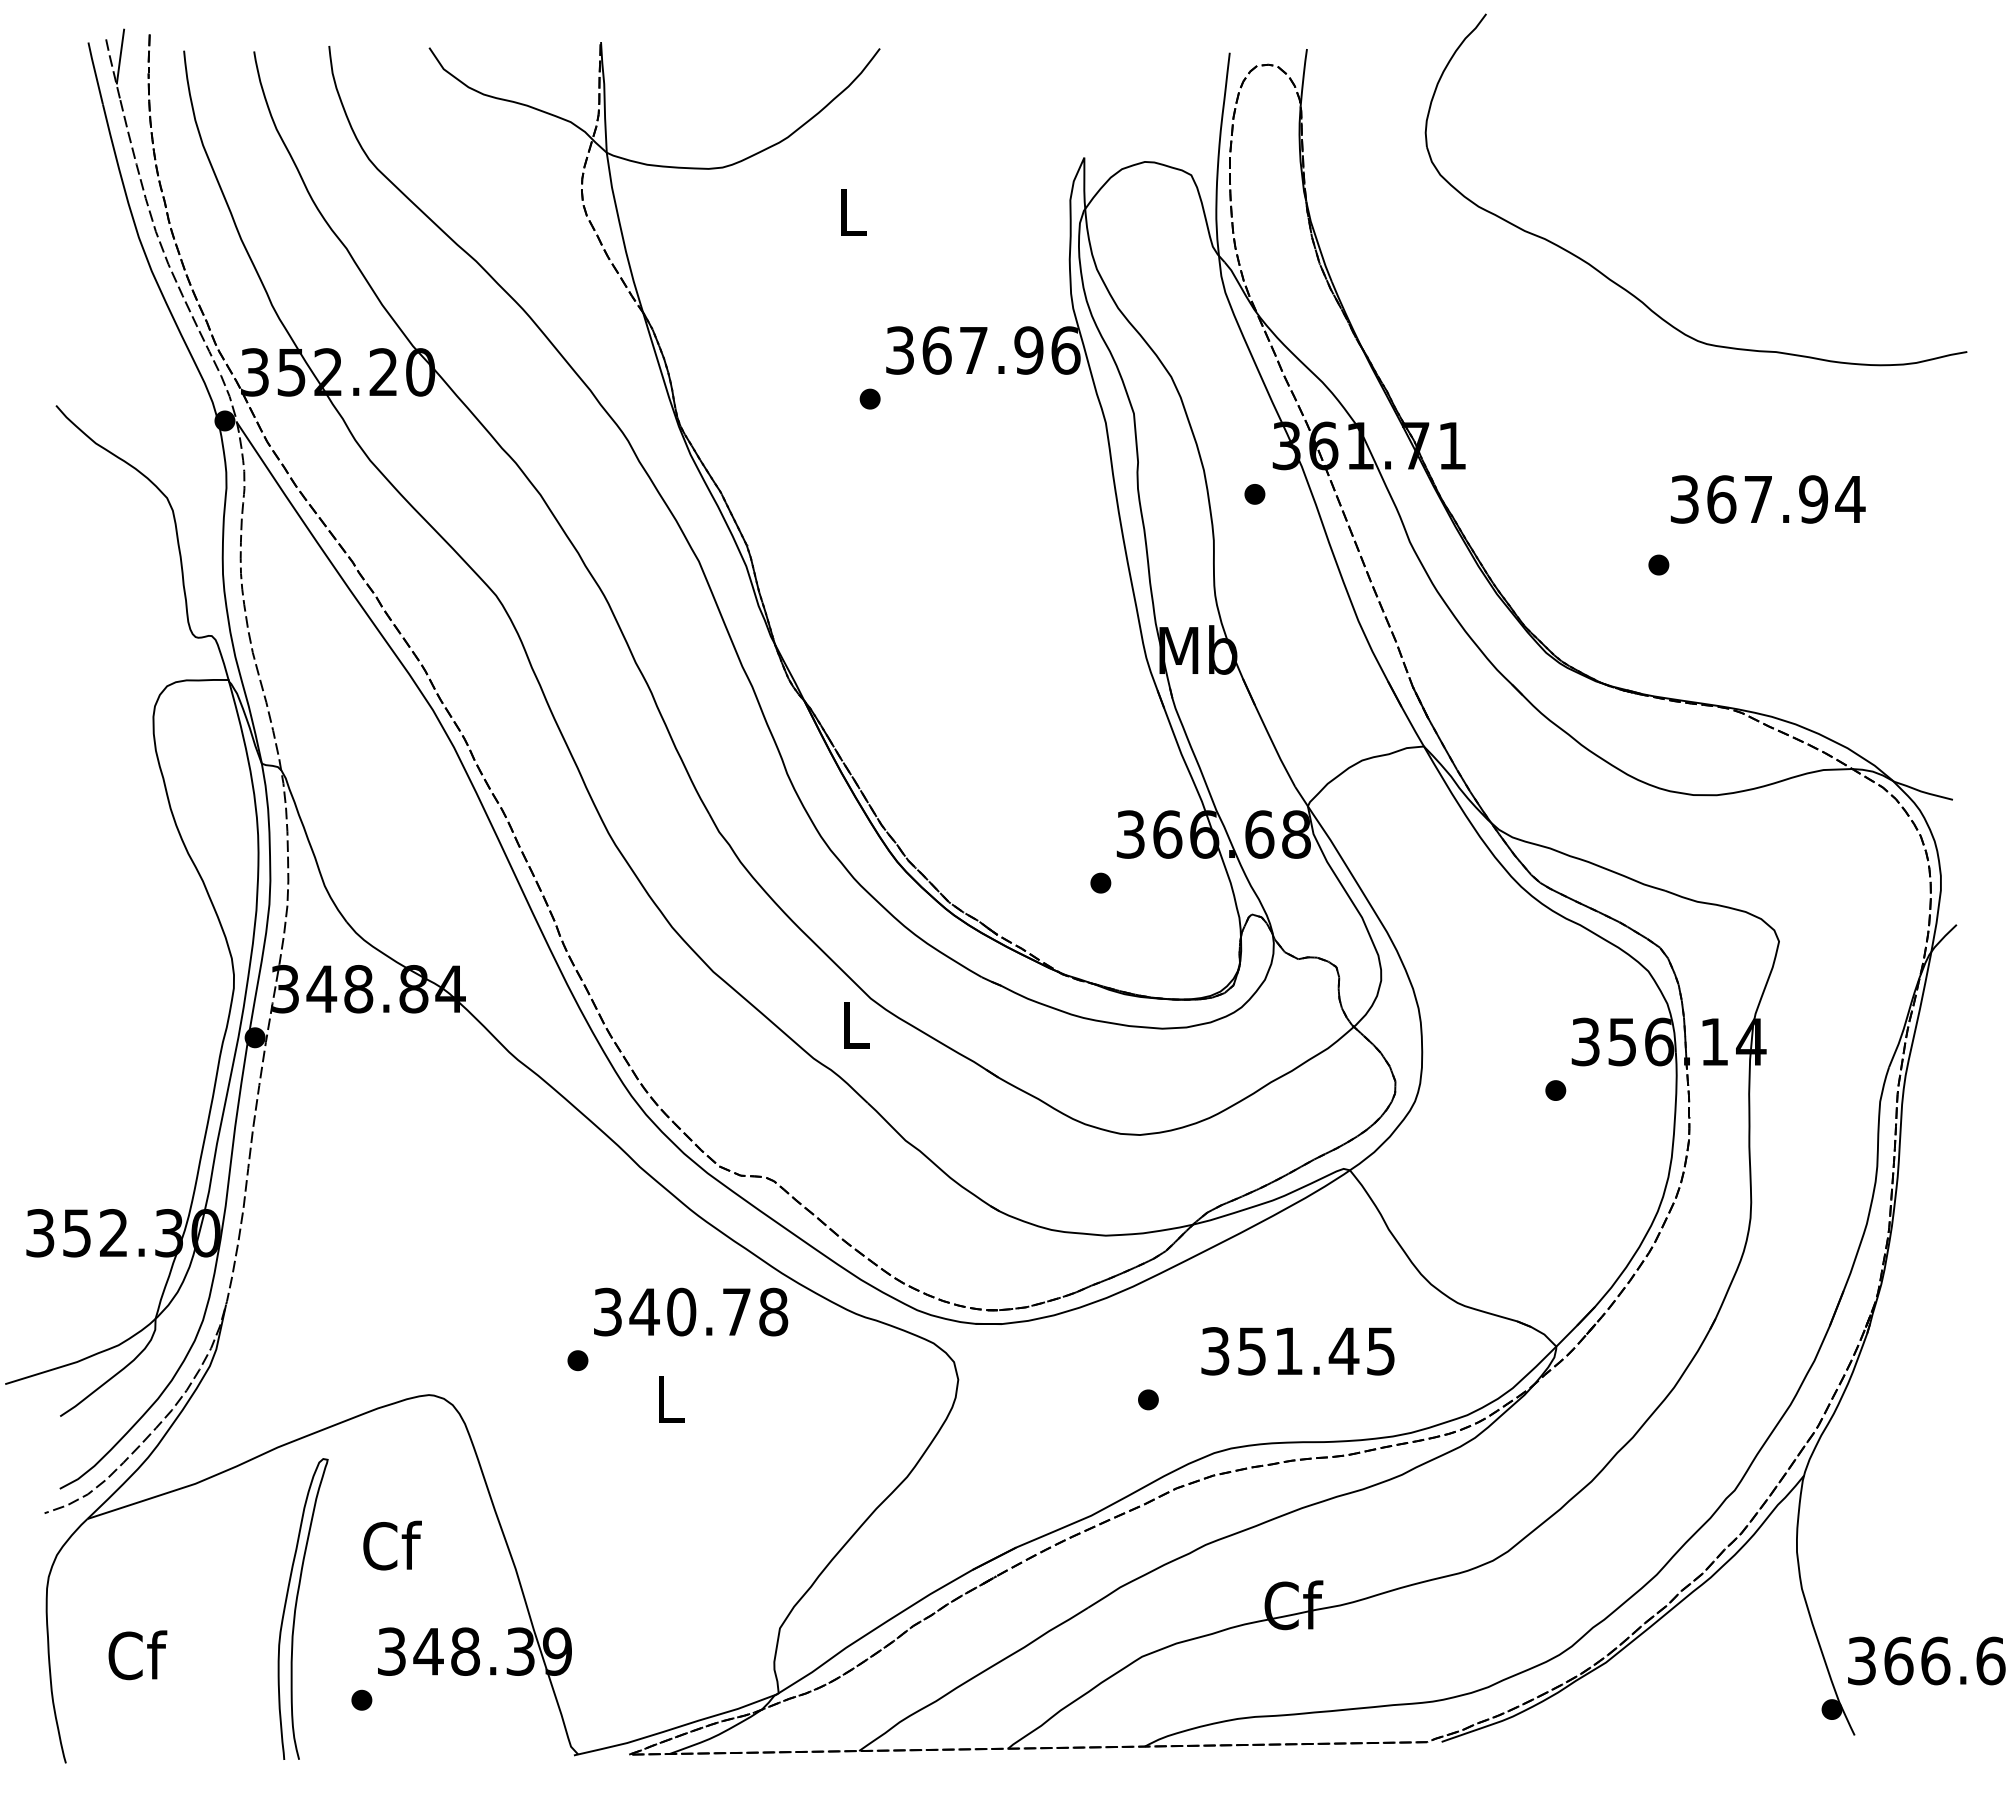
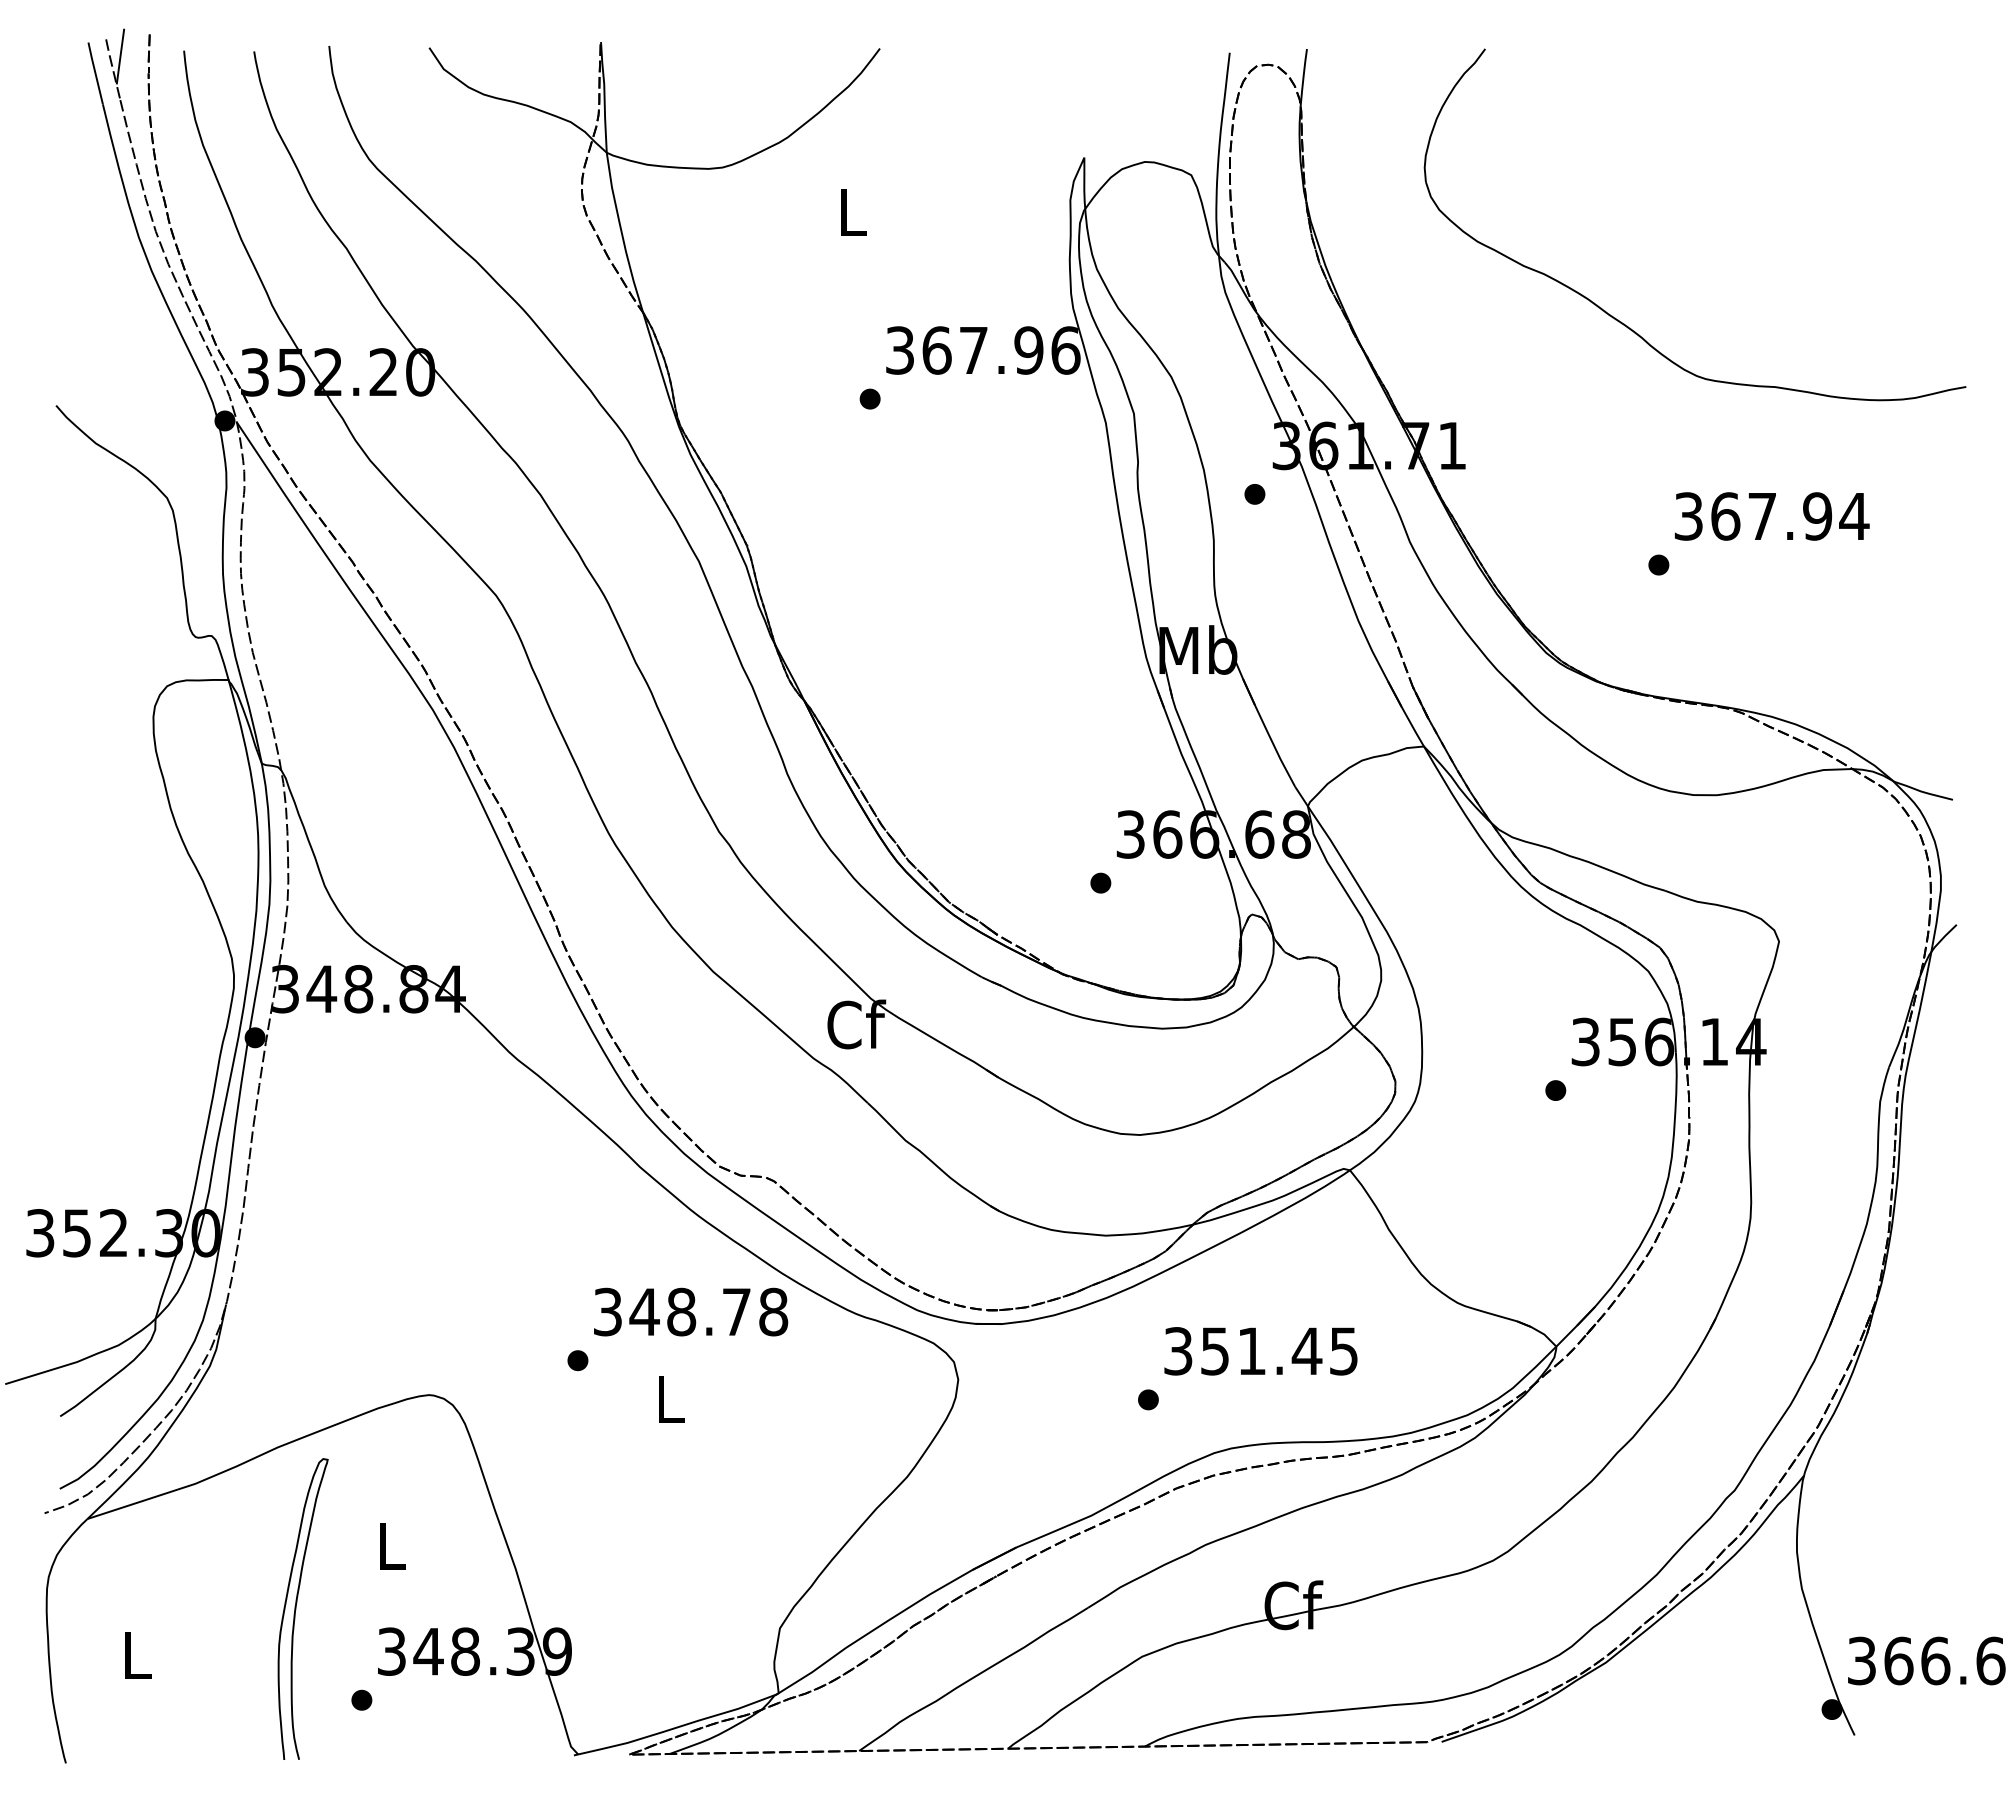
part position: (1628, 290) -> (1627, 325) (1627, 325)
text position: (1768, 499) -> (1772, 516) (1772, 516)
text: L -> Cf (856, 1024)
text: 340.78 -> 348.78 (681, 1312)
text position: (1297, 1351) -> (1260, 1351) (1260, 1351)
text: Cf -> L (392, 1545)
text: Cf -> L (137, 1655)
